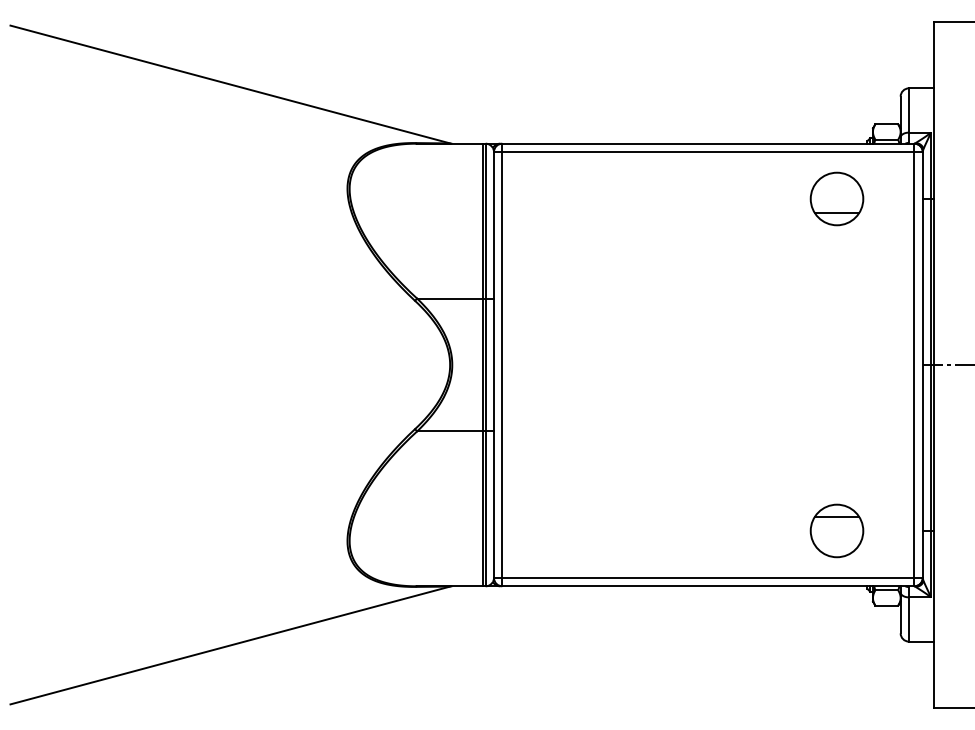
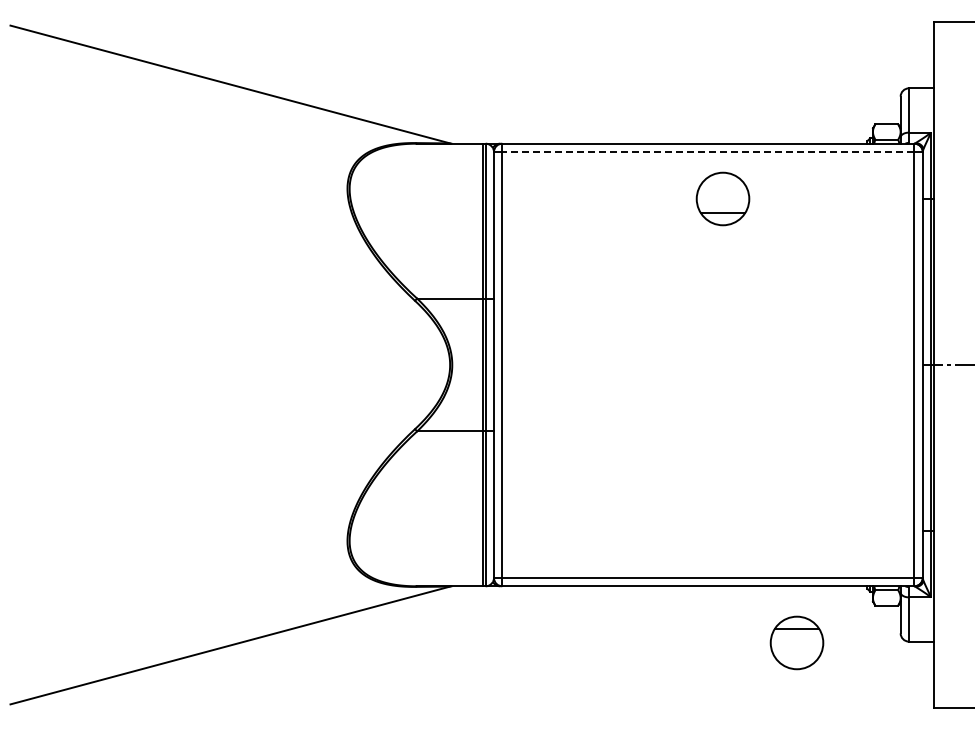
line: solid -> dashed (707, 151)
part position: (836, 198) -> (722, 198) (722, 198)
part position: (836, 530) -> (796, 642) (796, 642)
